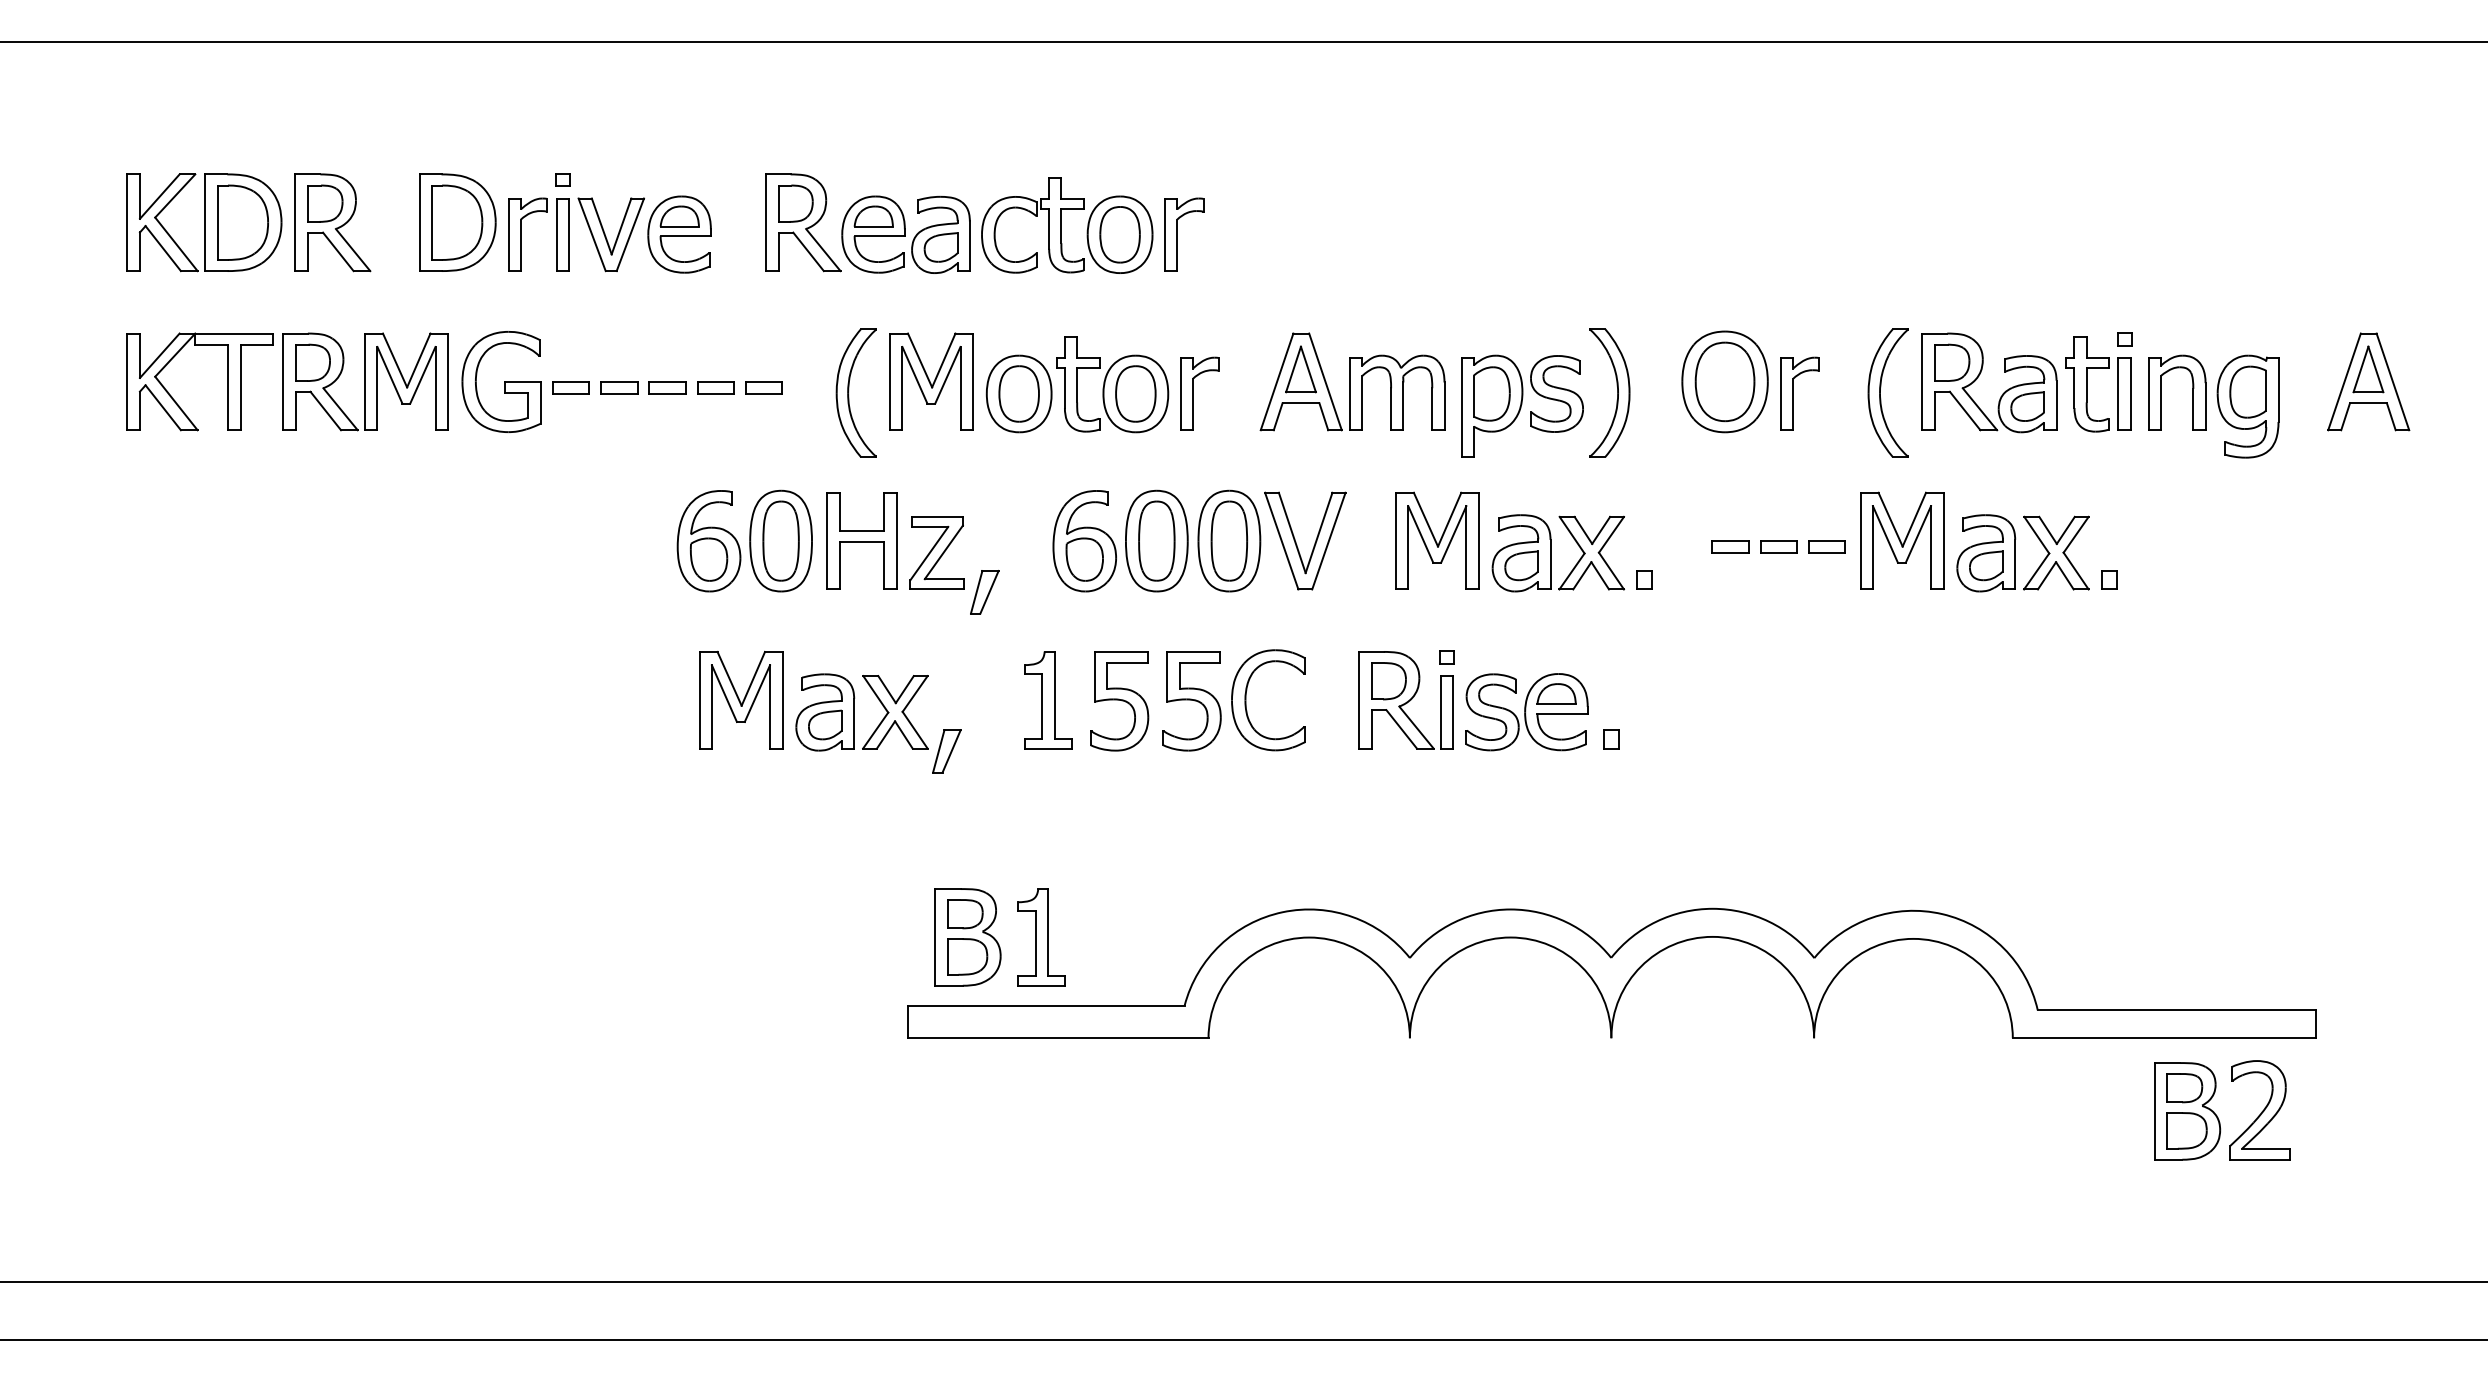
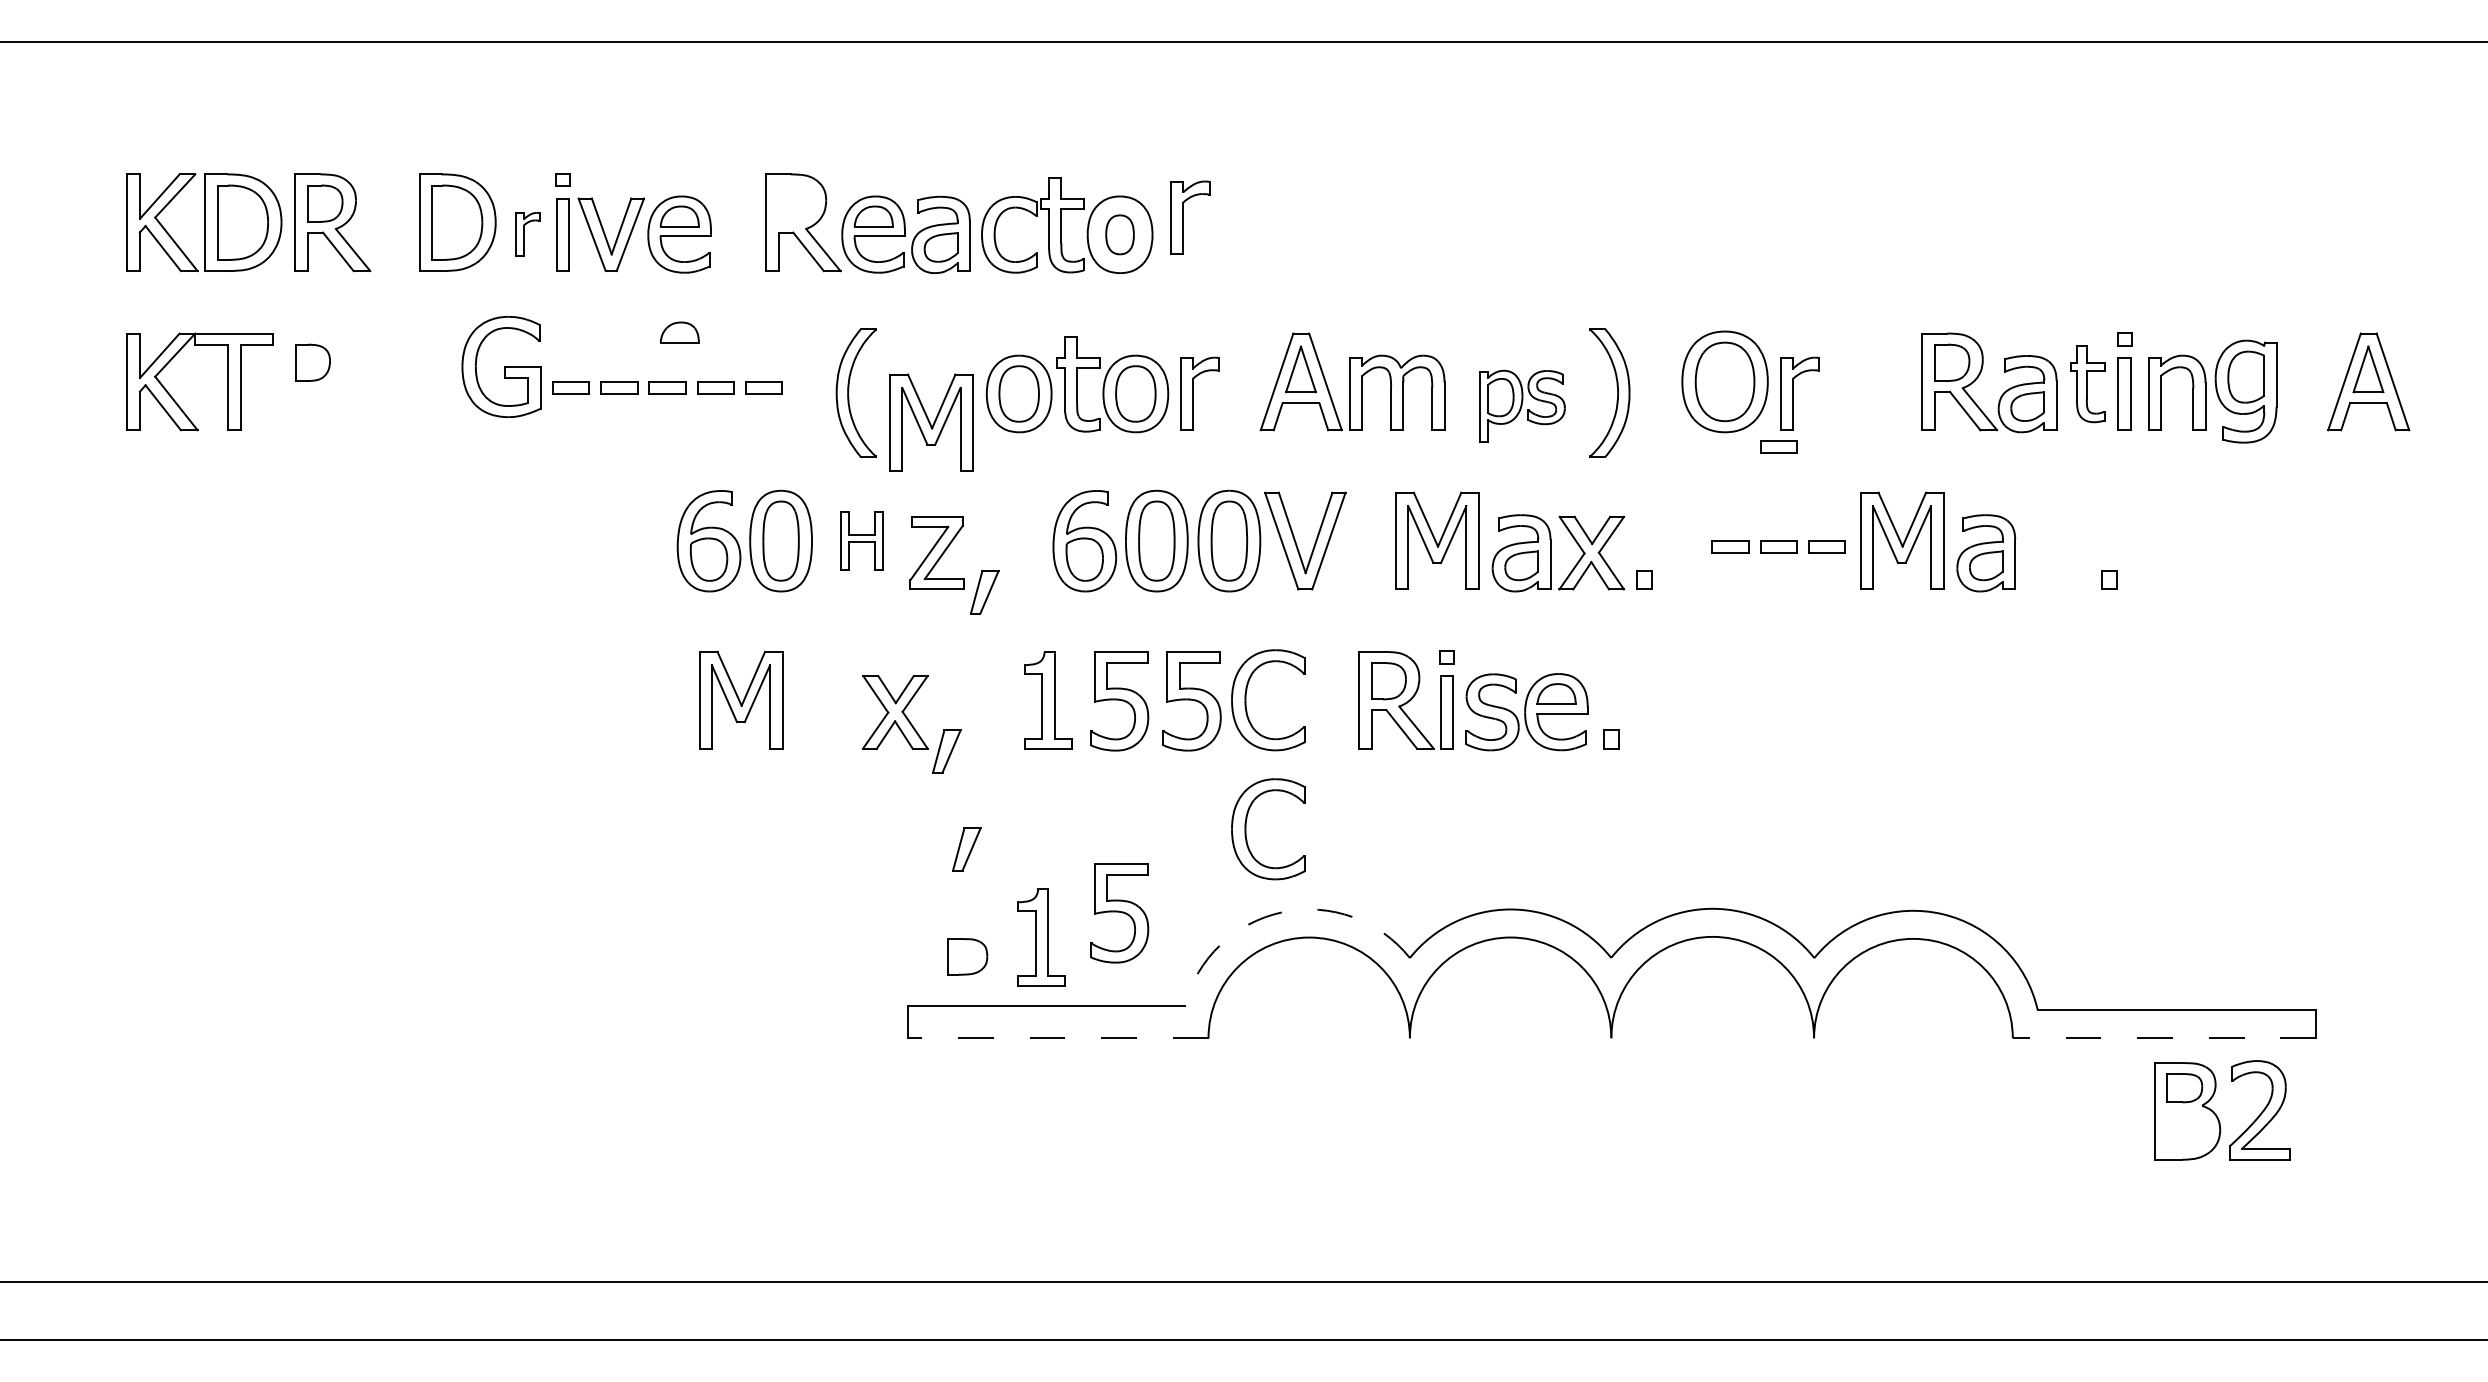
part: present -> none (795, 203)
part size: 40x75 px -> 26x45 px (527, 234)
part size: 42x58 px -> 30x42 px (1119, 234)
part position: (1177, 234) -> (1183, 217) (1183, 217)
part: none -> present (679, 332)
part: present -> none (365, 381)
part position: (501, 381) -> (501, 366) (501, 366)
part position: (931, 381) -> (931, 422) (931, 422)
part size: 45x97 px -> 36x79 px (2087, 384)
part: present -> none (1880, 392)
part size: 123x104 px -> 87x74 px (1522, 405)
part position: (2247, 406) -> (2245, 391) (2245, 391)
part: none -> present (1778, 446)
part size: 72x98 px -> 44x60 px (861, 540)
part: present -> none (2056, 552)
part: present -> none (825, 712)
part: none -> present (1246, 829)
part: none -> present (966, 849)
arc: solid -> dashed (1282, 912)
part: none -> present (1119, 913)
part: present -> none (967, 937)
line: solid -> dashed (1057, 1038)
line: solid -> dashed (2164, 1038)
part: present -> none (2186, 1130)
